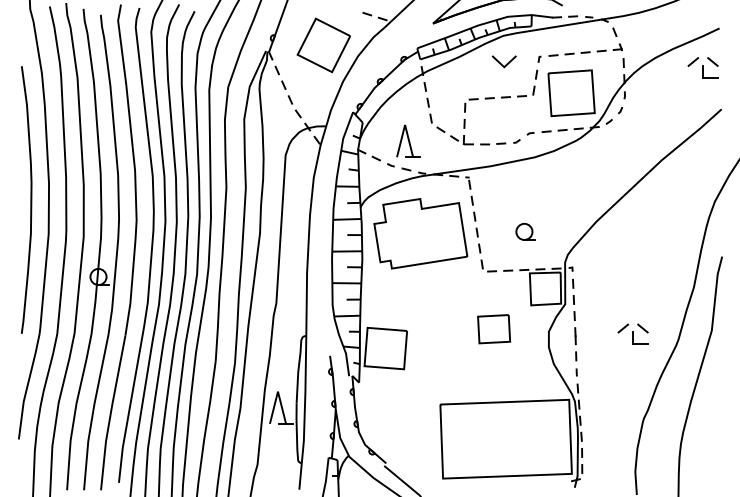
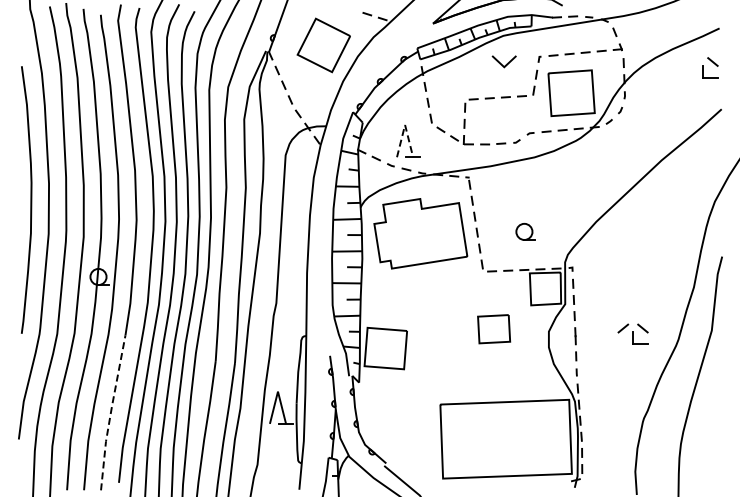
line: present -> none (693, 61)
line: solid -> dashed (405, 125)
line: solid -> dashed (110, 412)
